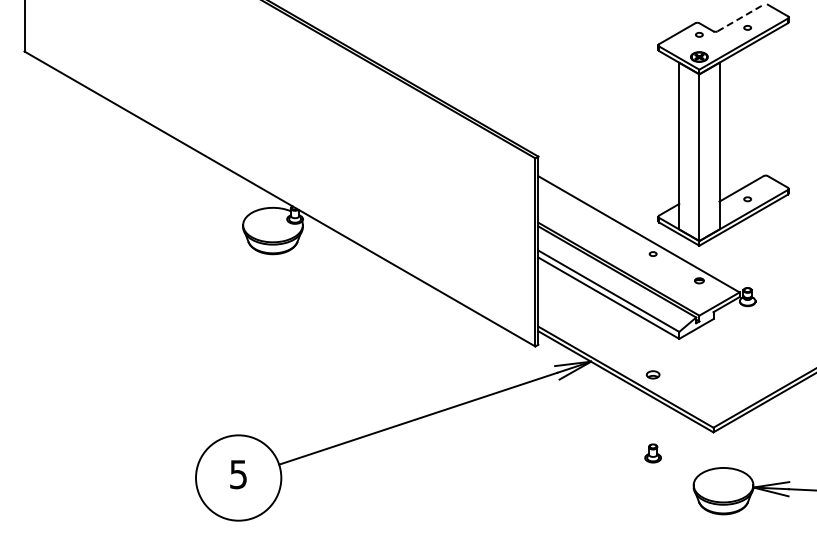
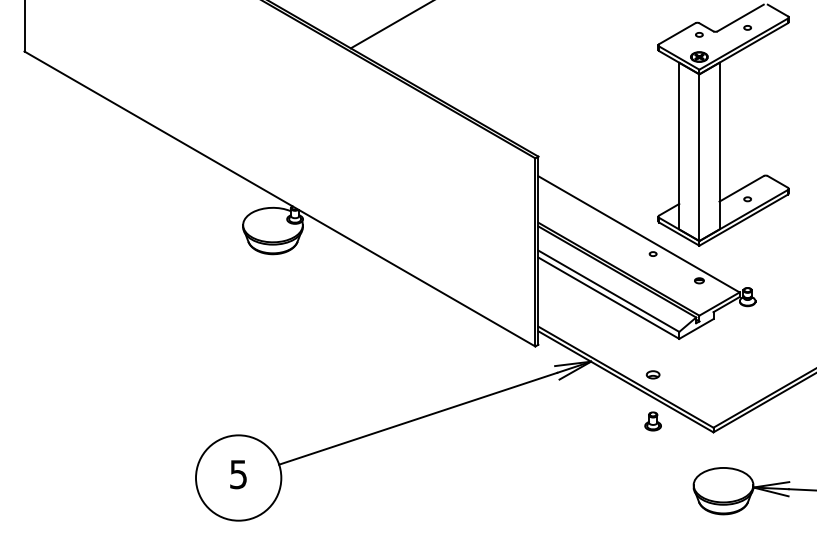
line: dashed -> solid (740, 18)
line: none -> present (390, 25)
part position: (652, 453) -> (652, 421) (652, 421)
